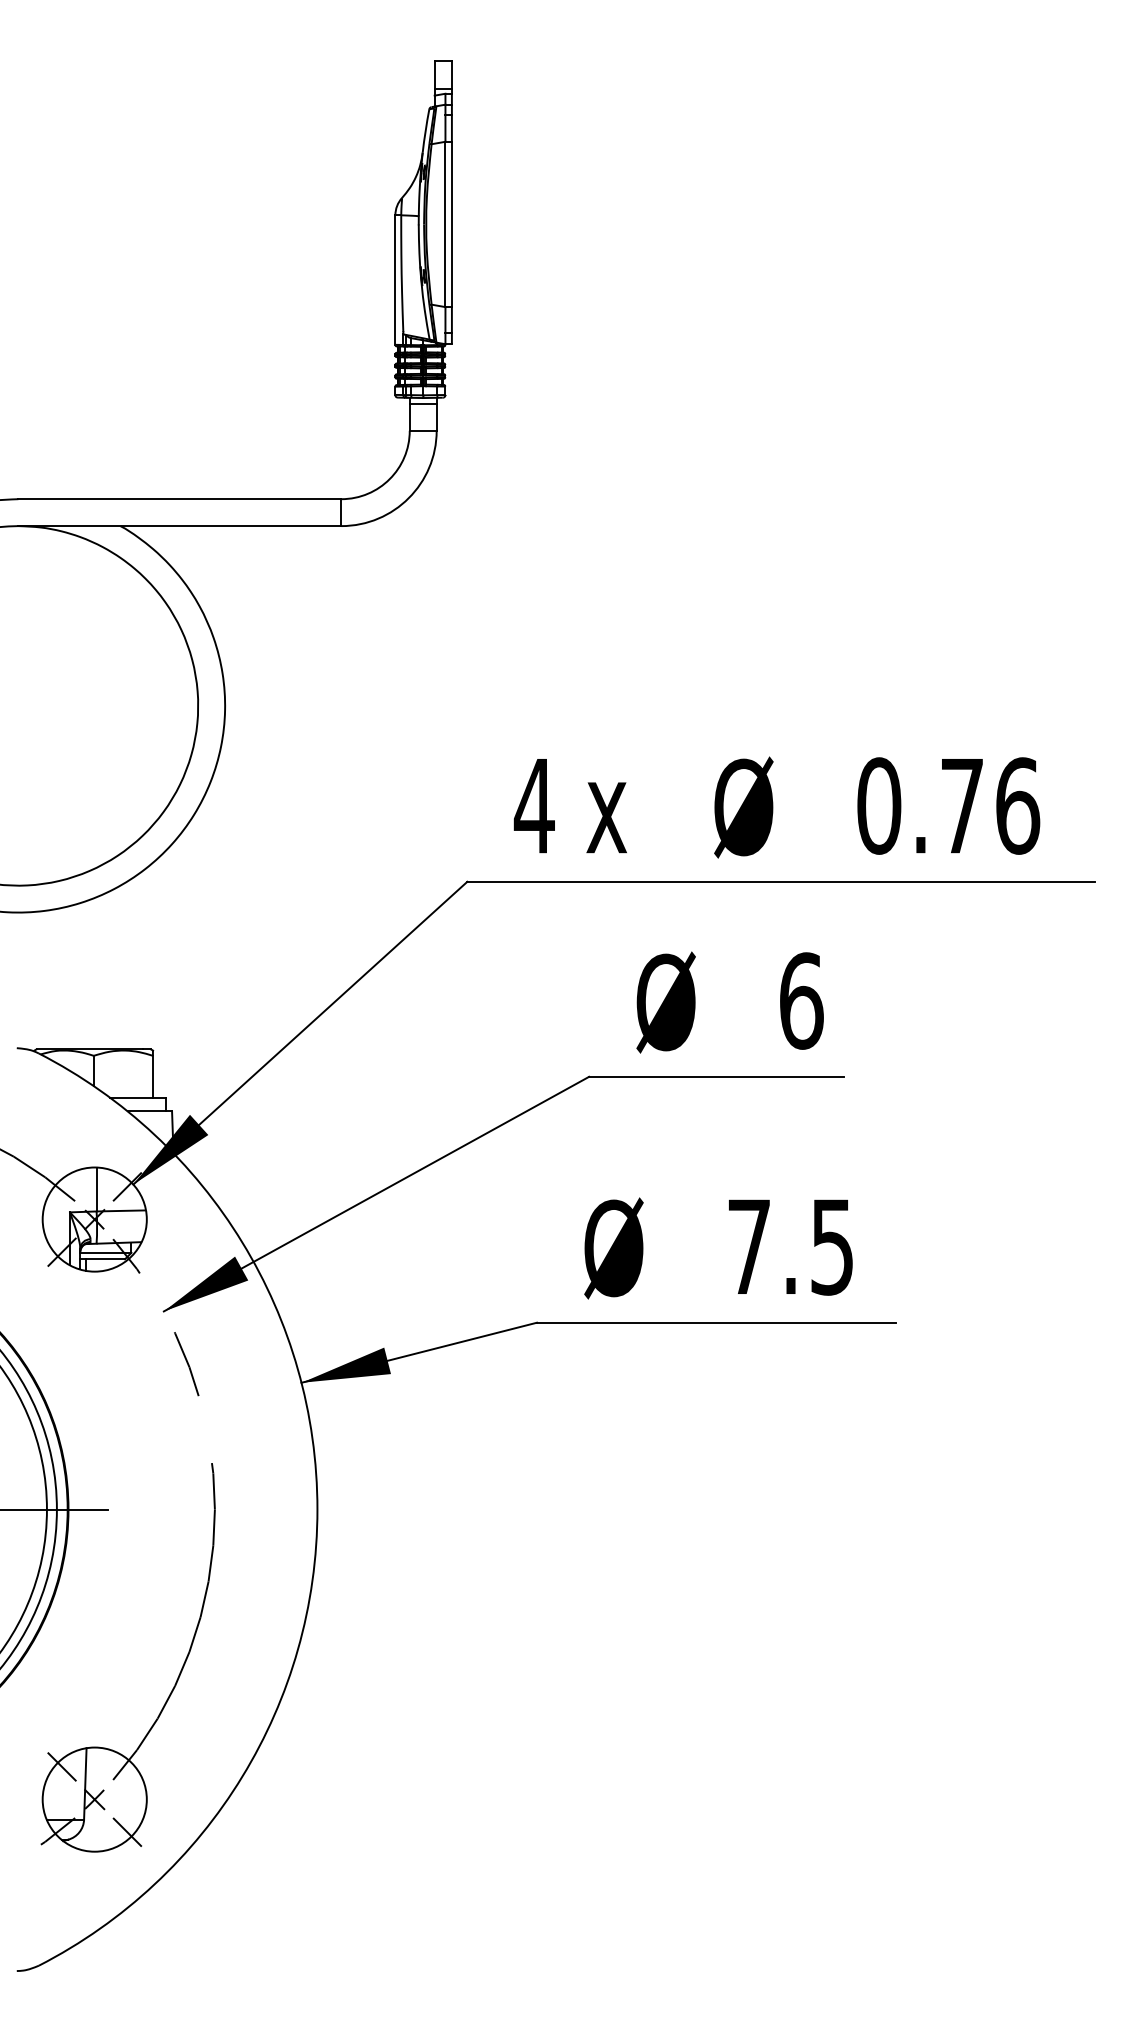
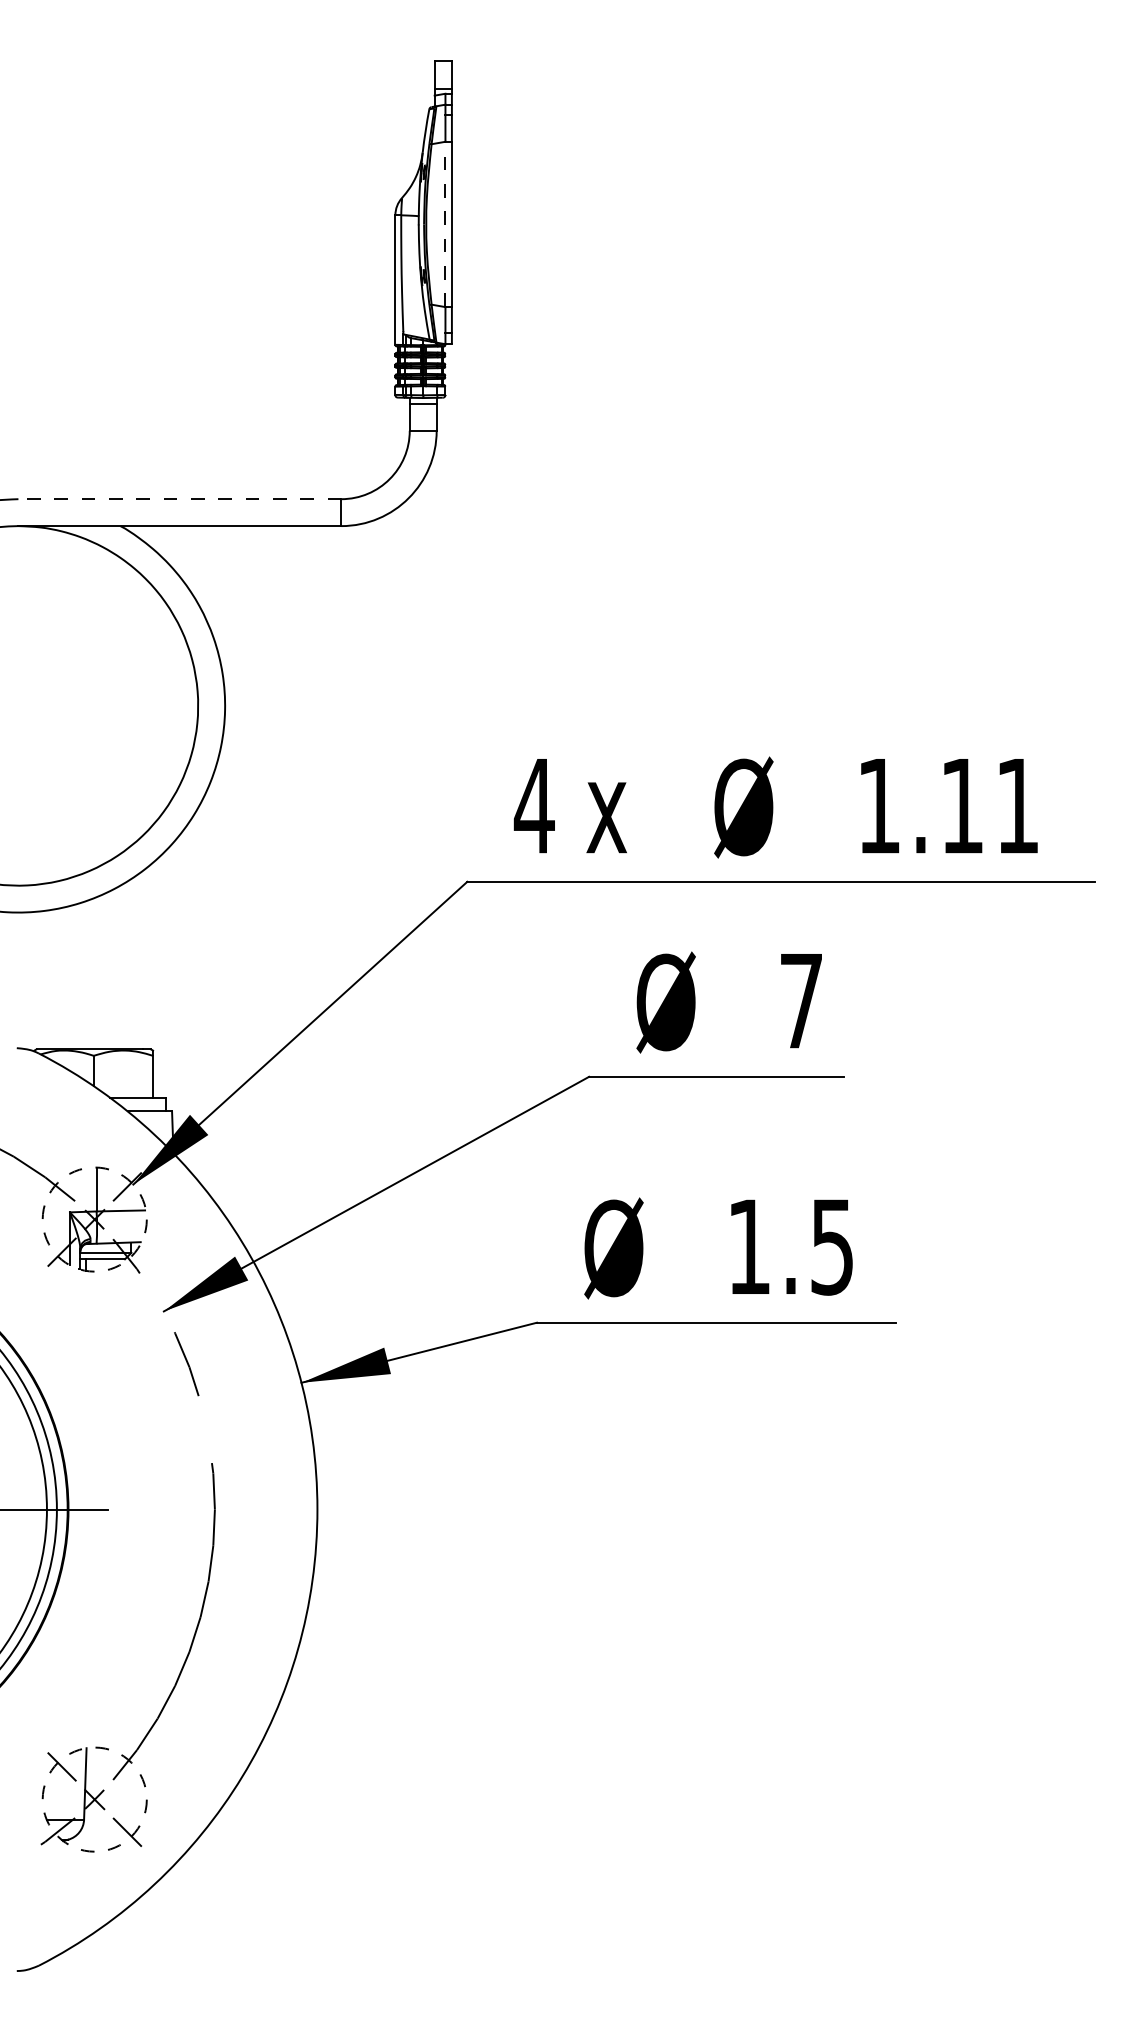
line: solid -> dashed (445, 224)
line: solid -> dashed (179, 499)
text: 0.76 -> 1.11 (948, 805)
text: 6 -> 7 (801, 1000)
circle: solid -> dashed (94, 1219)
text: 7.5 -> 1.5 (748, 1246)
circle: solid -> dashed (94, 1799)
